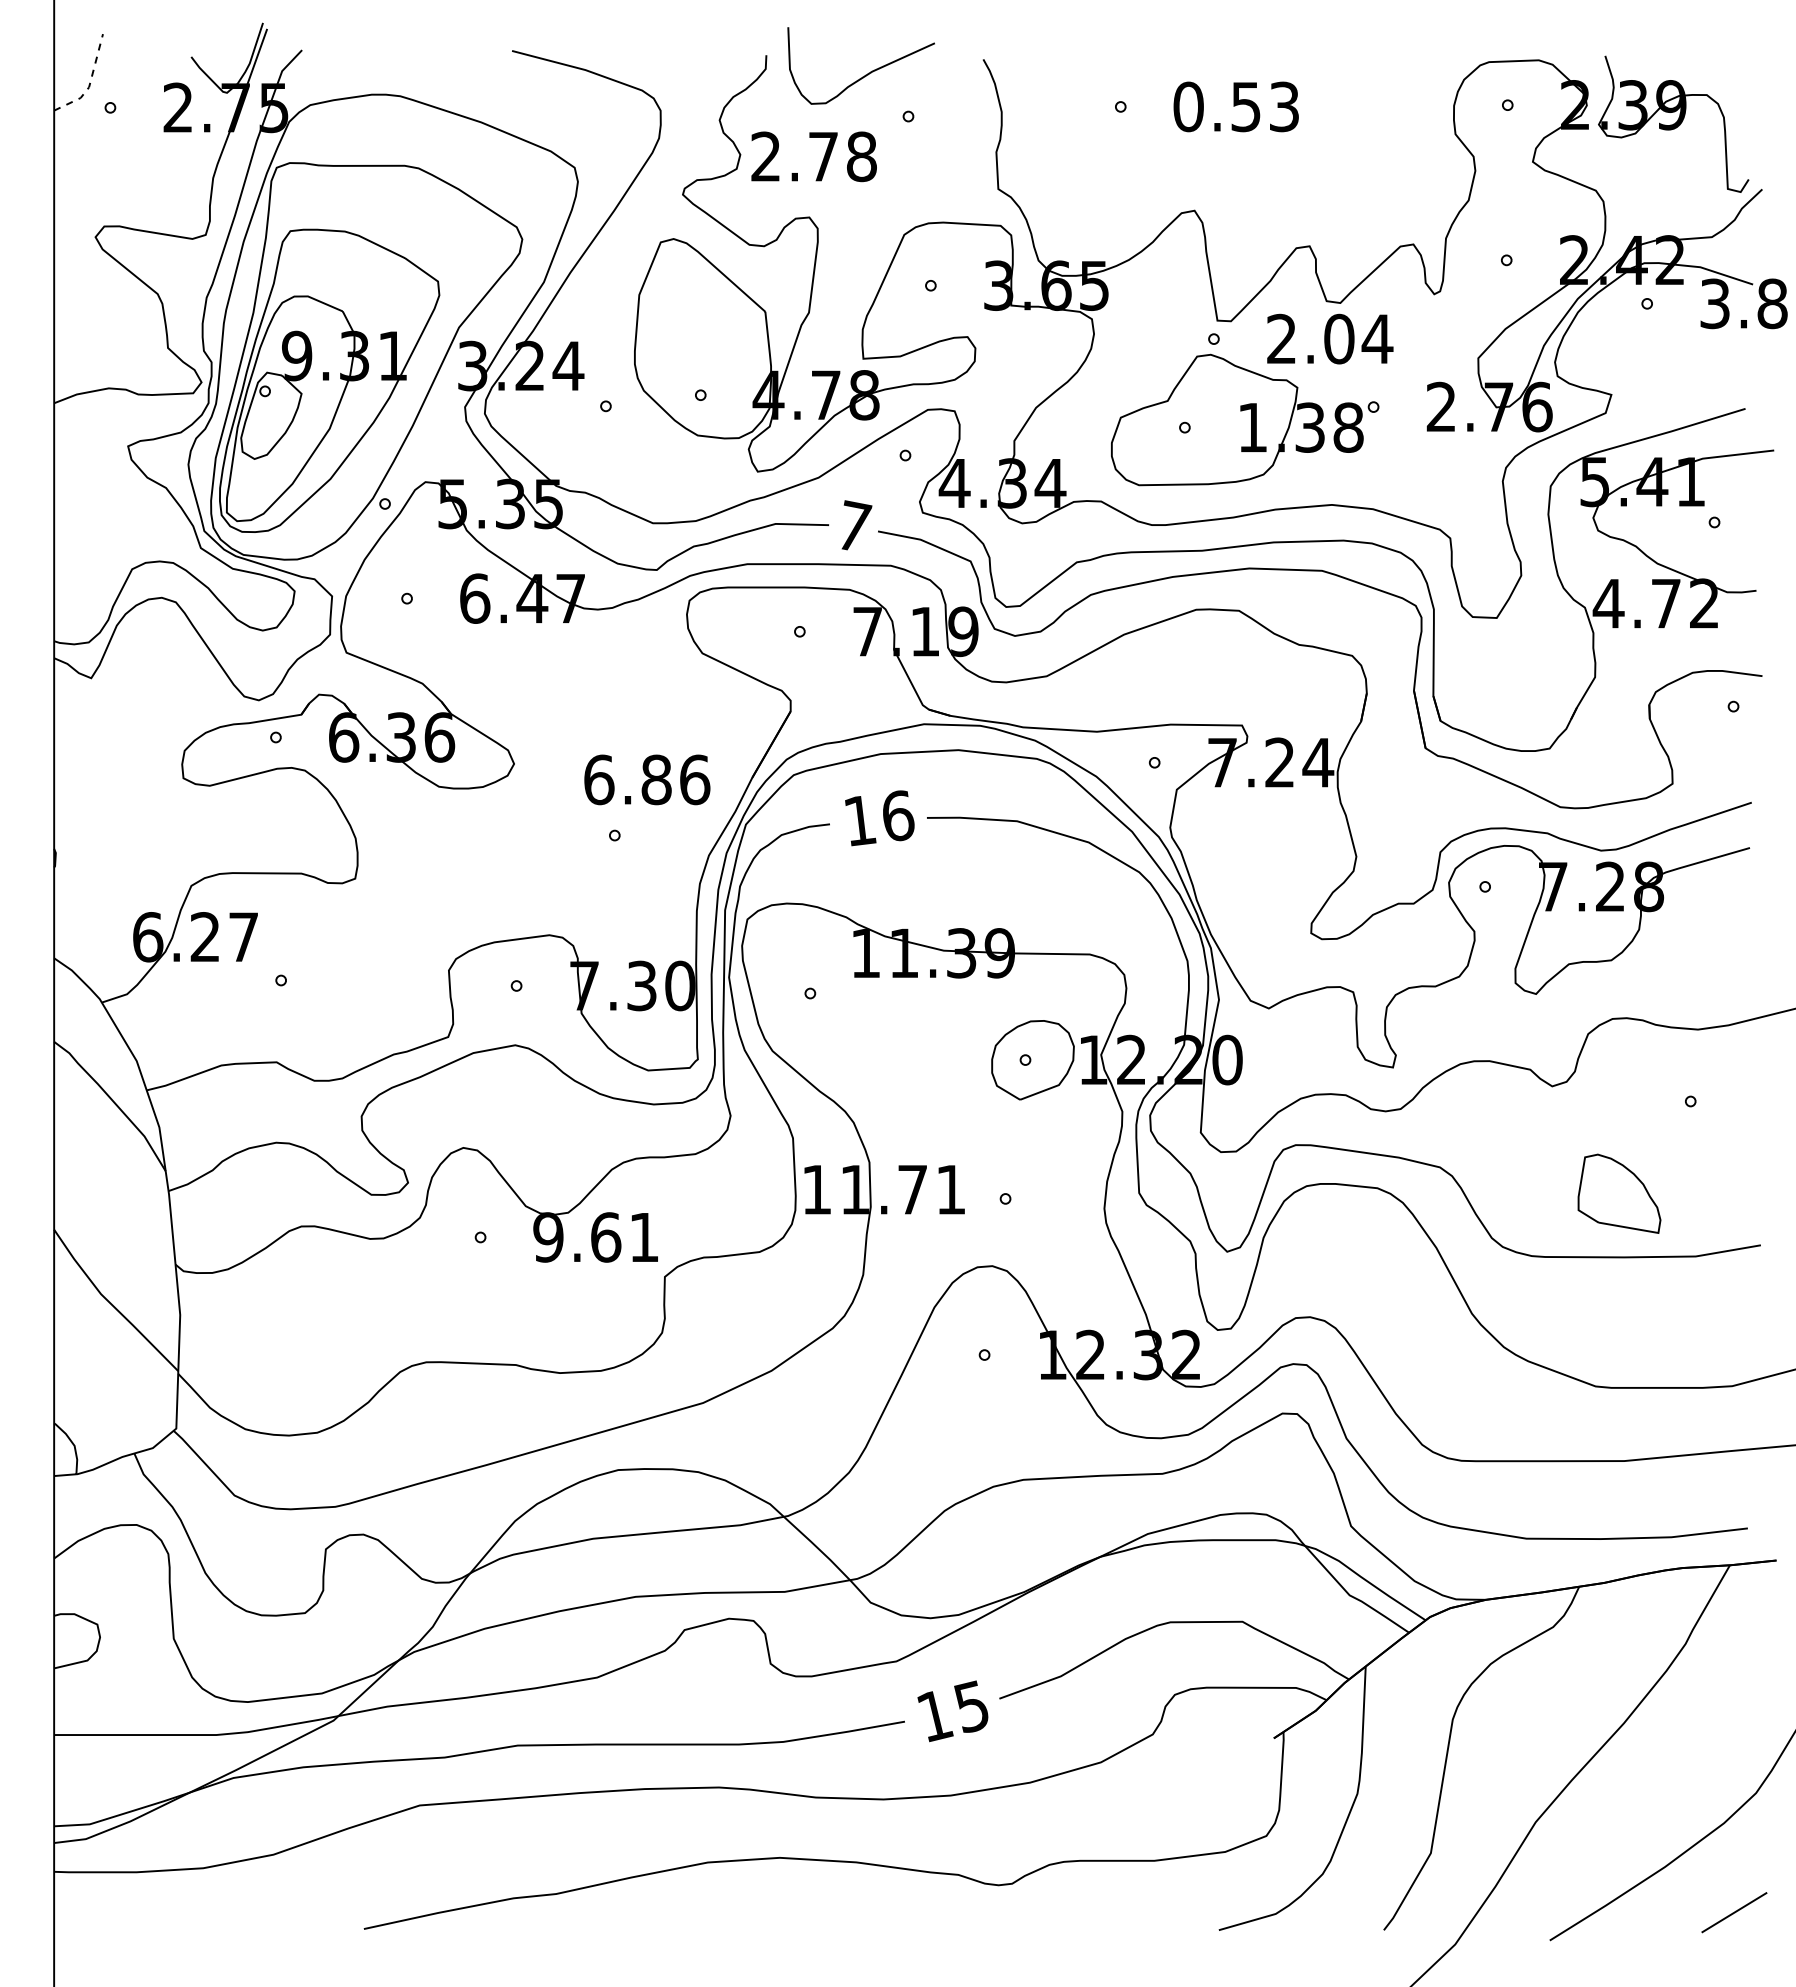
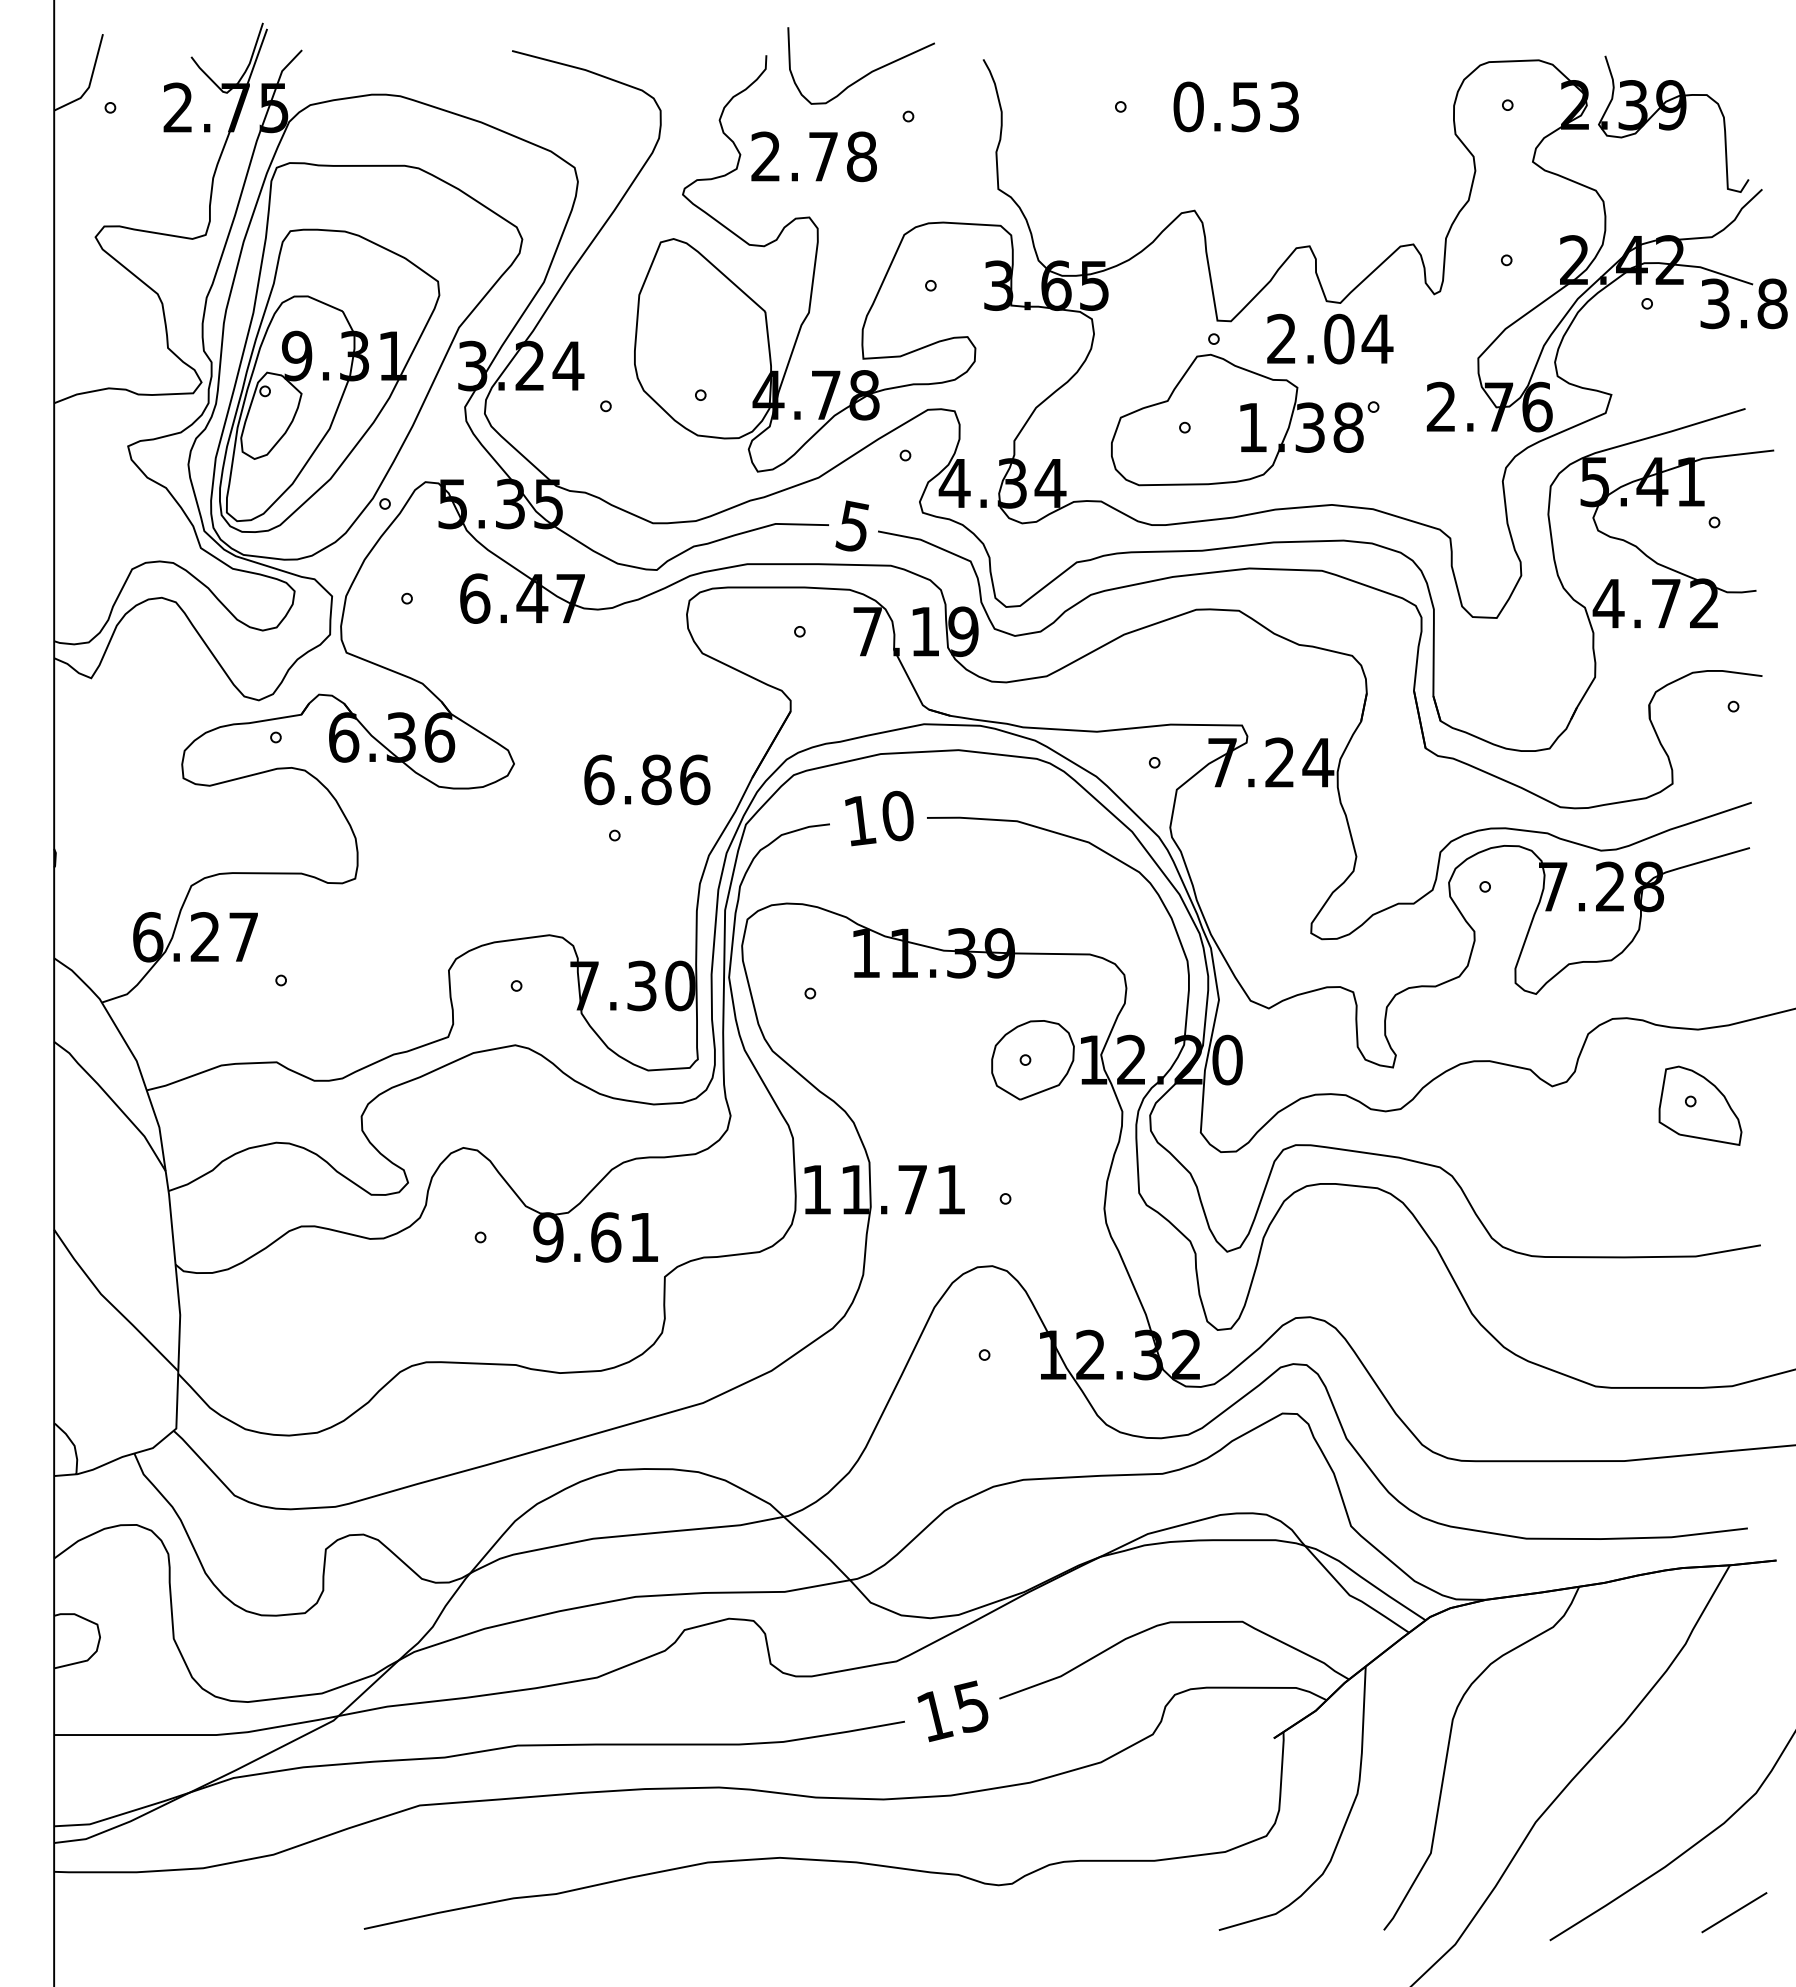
line: dashed -> solid (90, 82)
text: 7 -> 5 (853, 525)
text: 16 -> 10 (898, 815)
part position: (1619, 1193) -> (1700, 1105) (1700, 1105)
